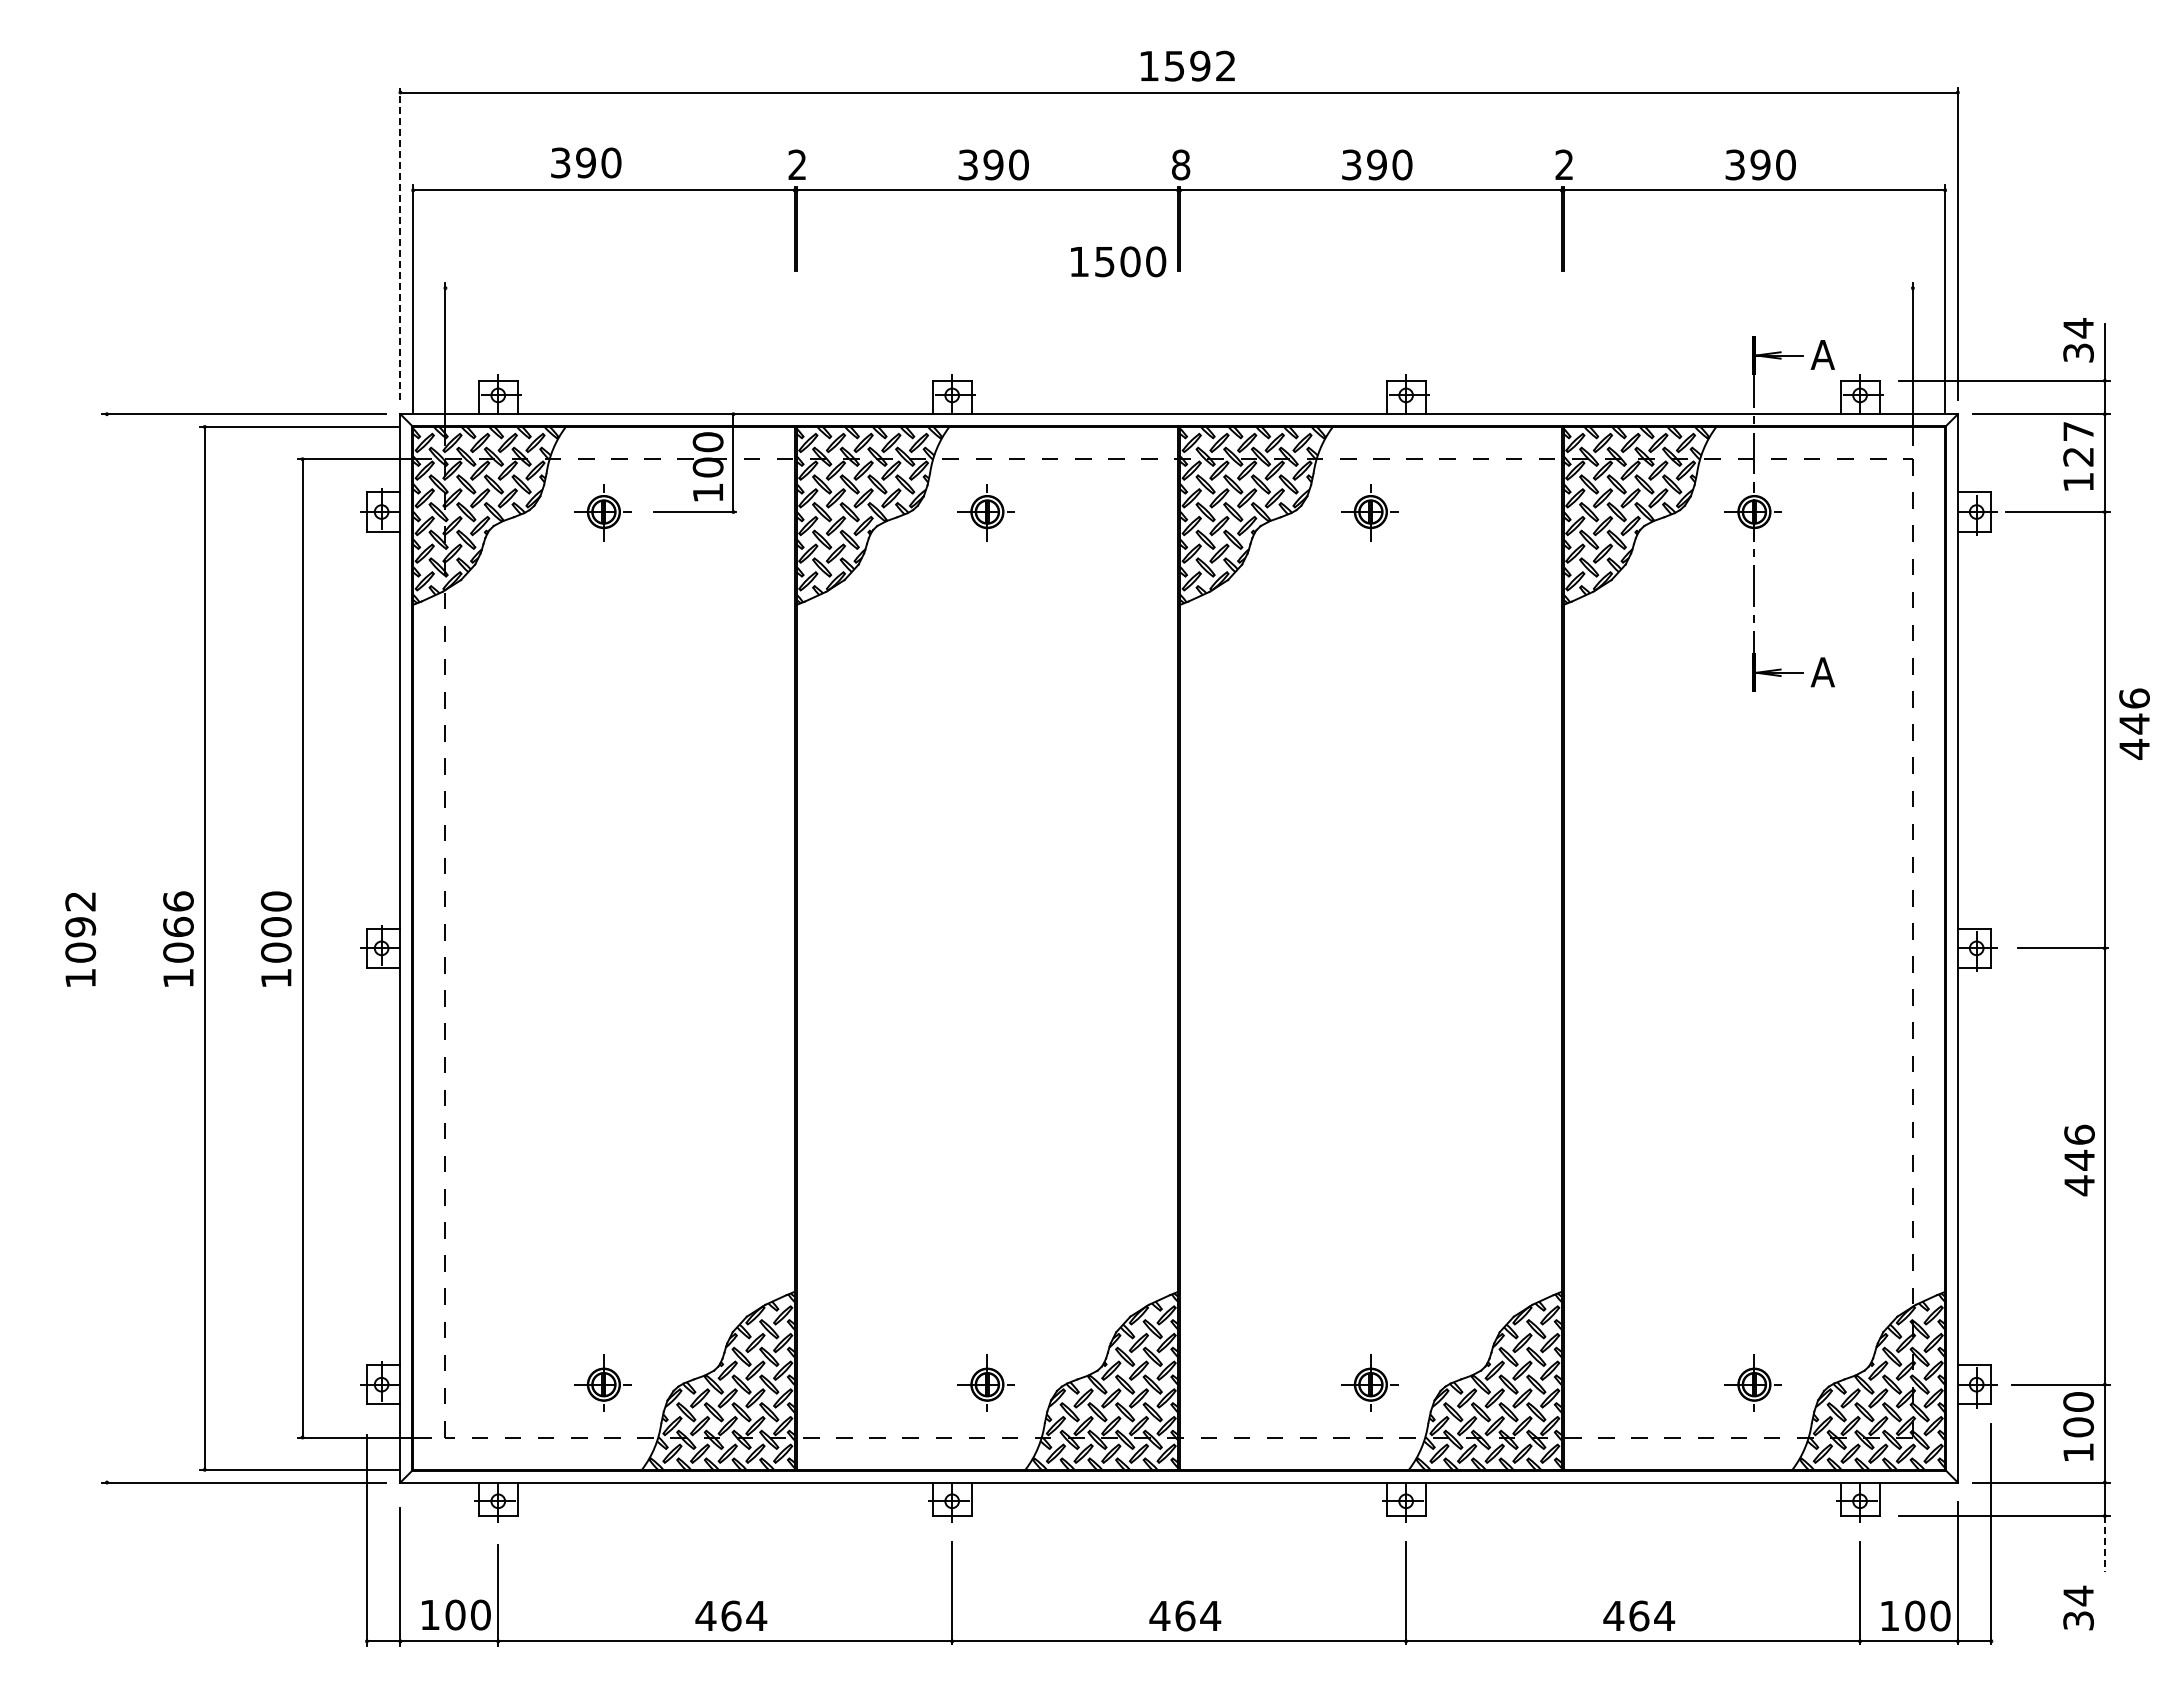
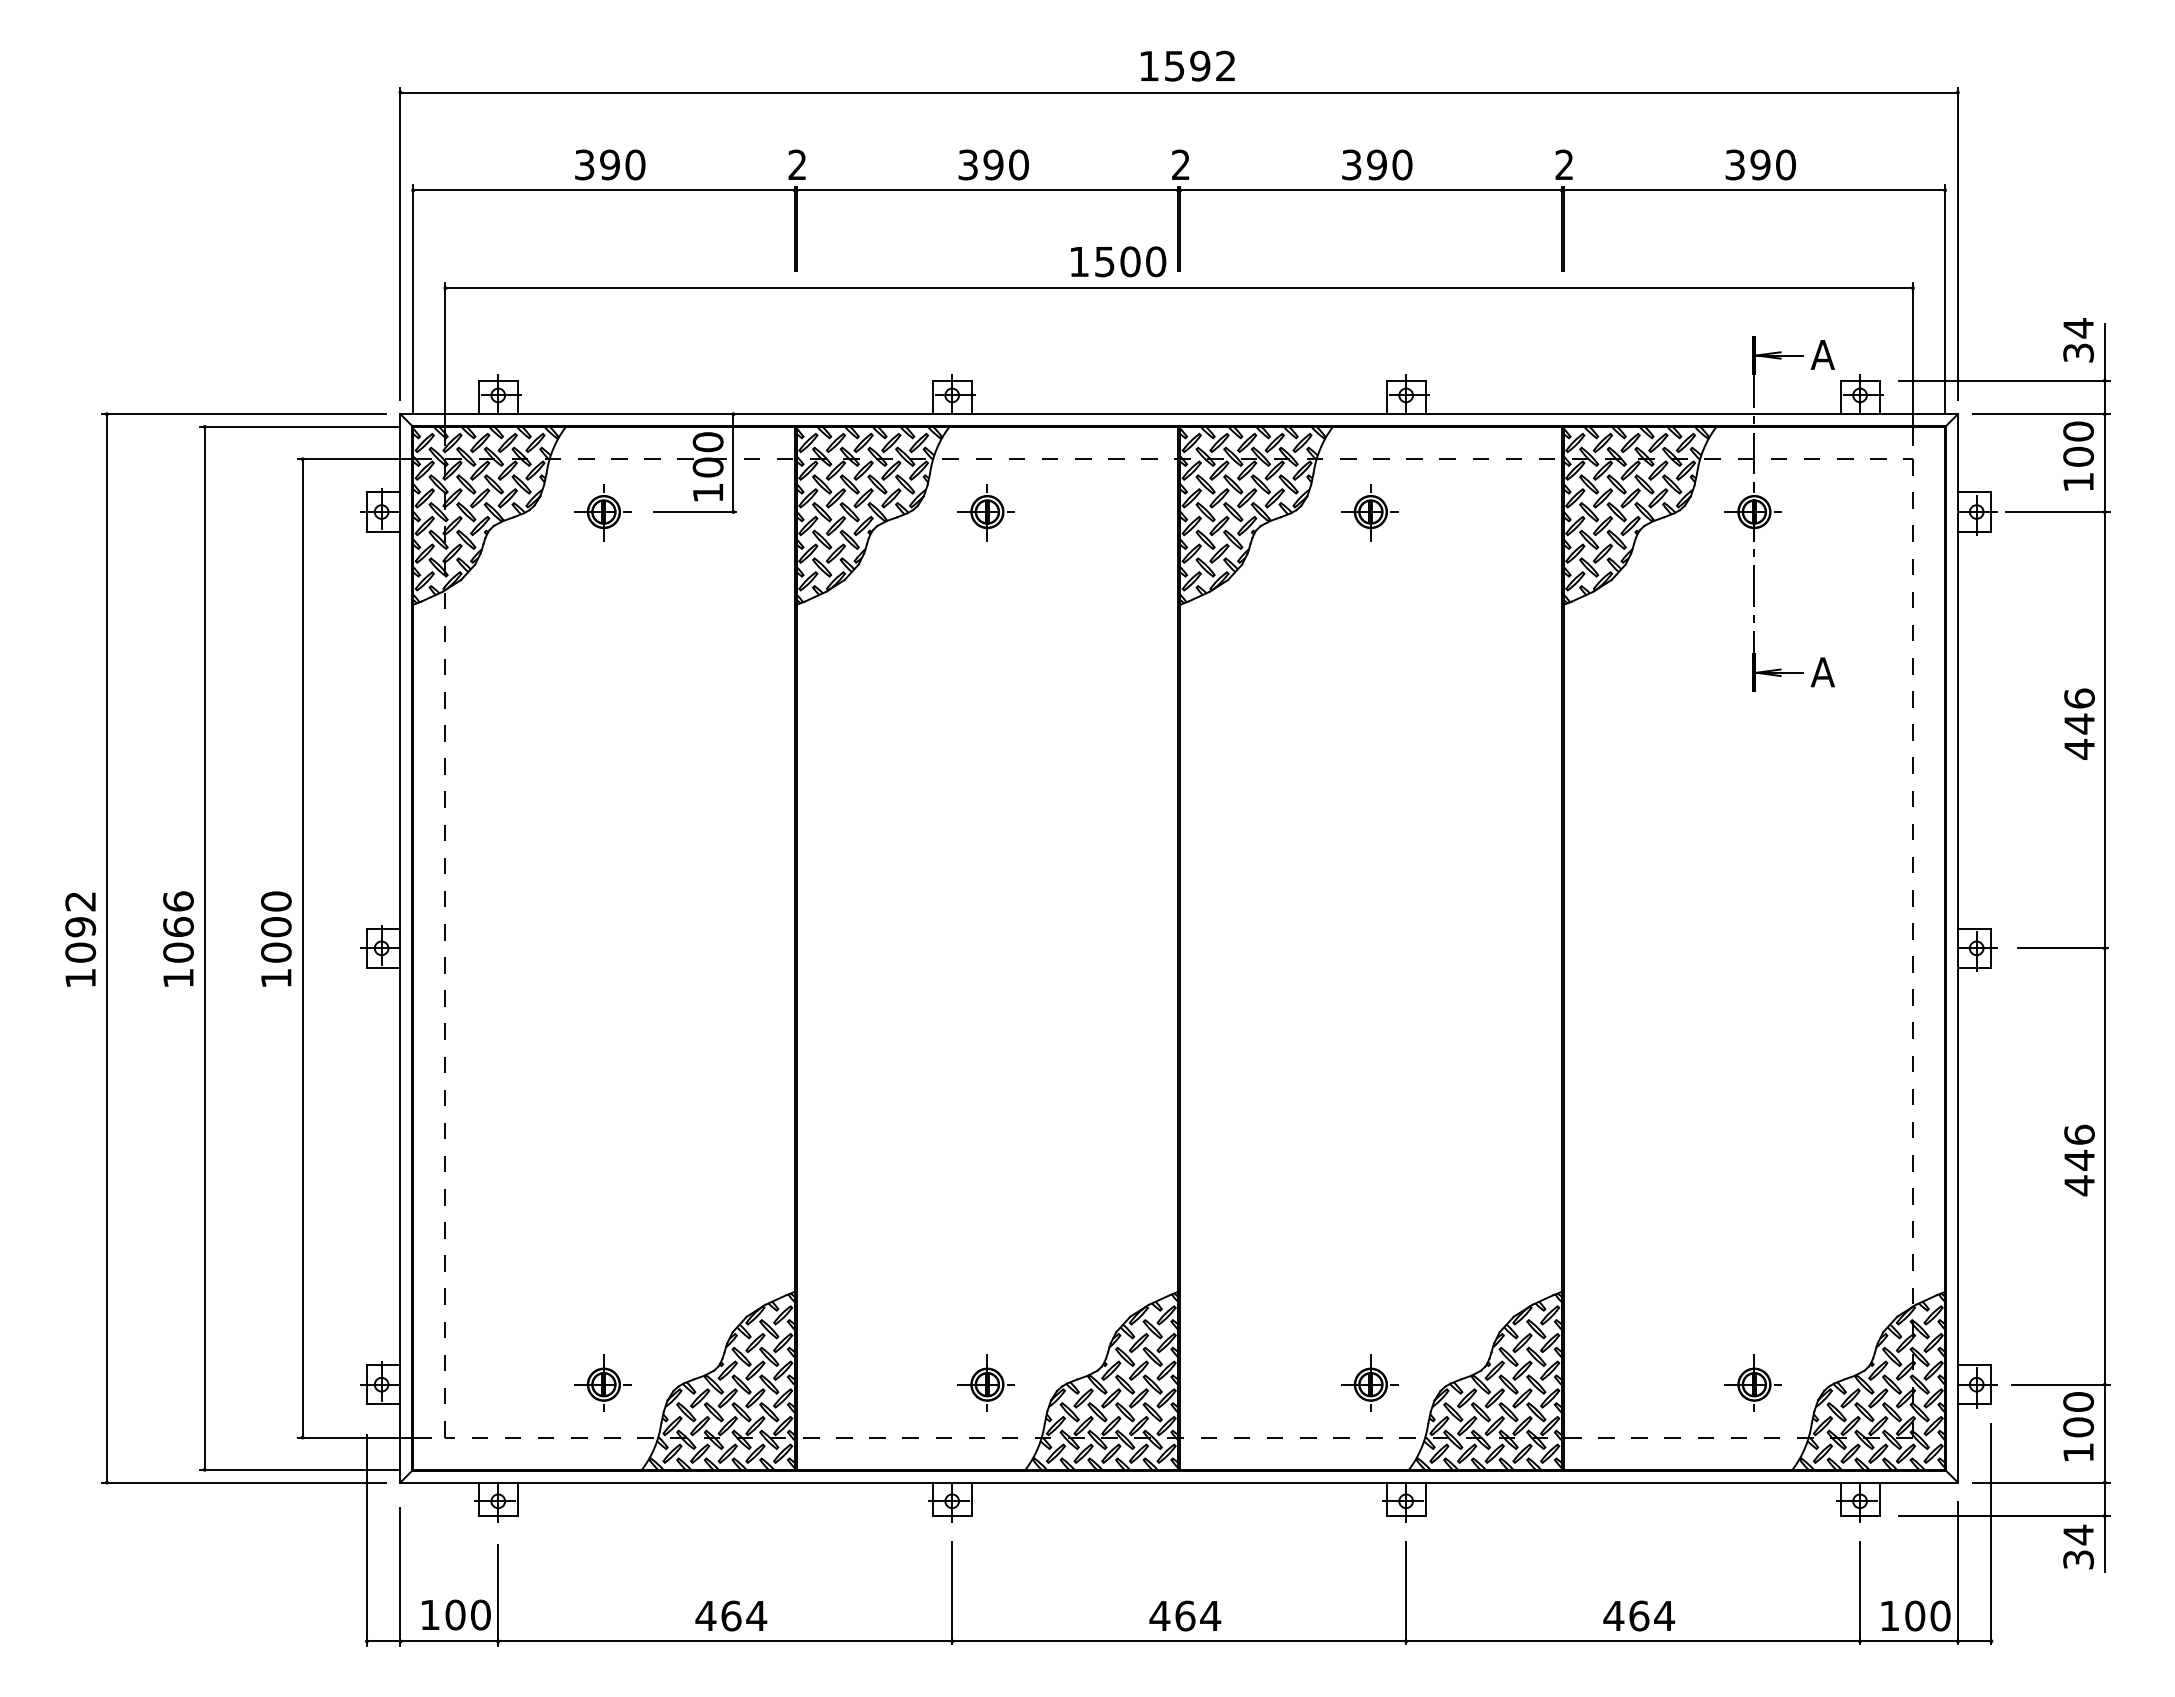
text position: (586, 162) -> (610, 164) (610, 164)
text: 8 -> 2 (1181, 164)
line: dashed -> solid (400, 243)
line: none -> present (1178, 288)
text: 127 -> 100 (2078, 443)
text position: (2134, 723) -> (2079, 723) (2079, 723)
line: none -> present (106, 948)
line: dashed -> solid (2104, 1544)
text position: (2078, 1607) -> (2078, 1546) (2078, 1546)
